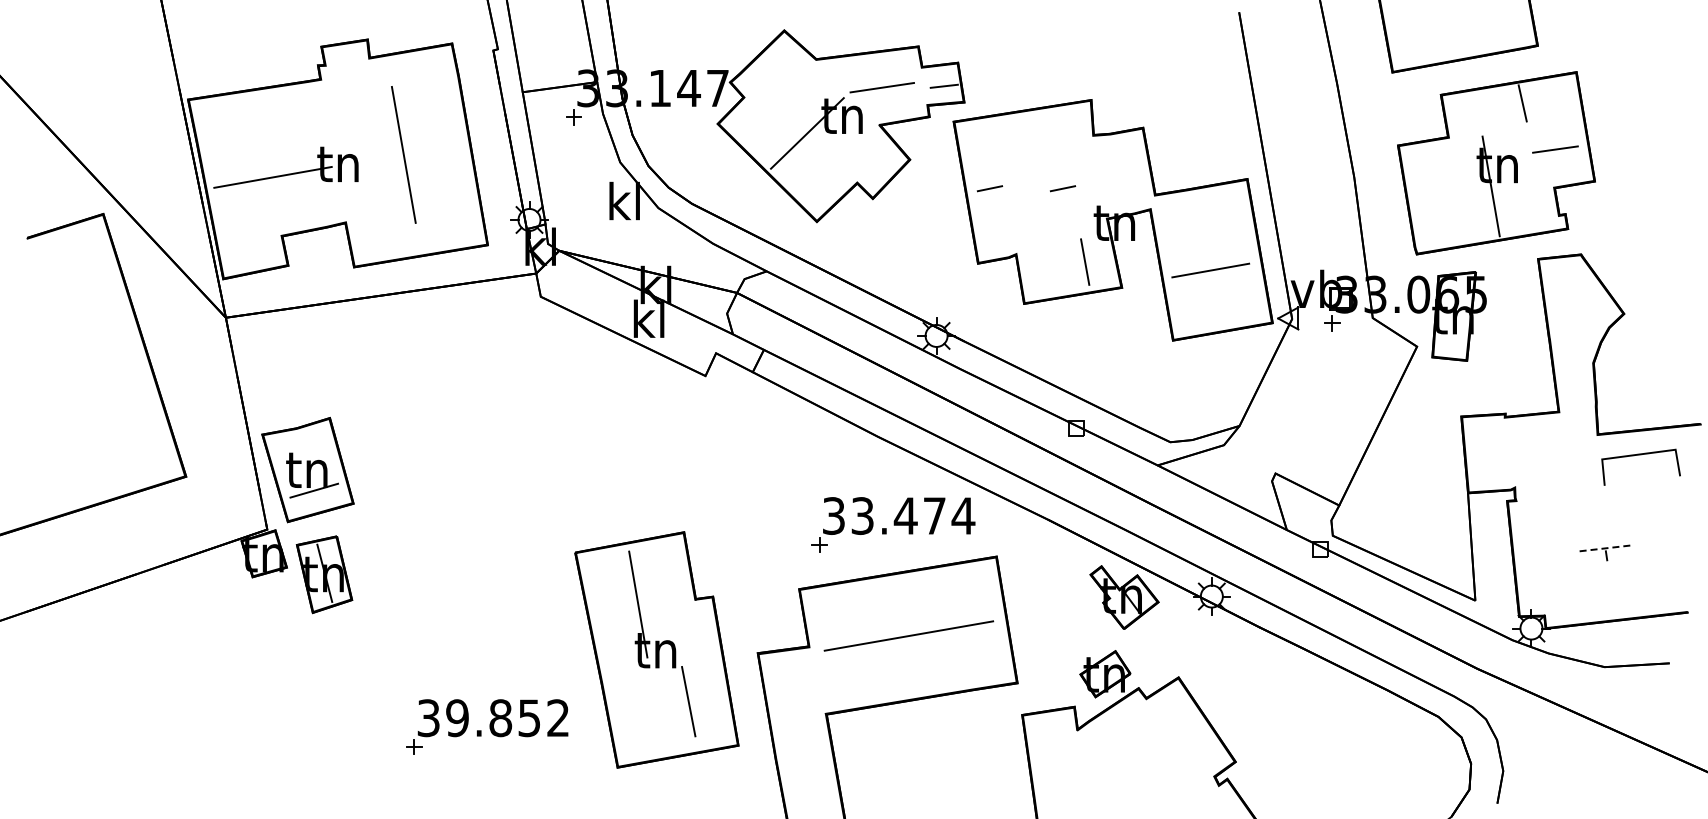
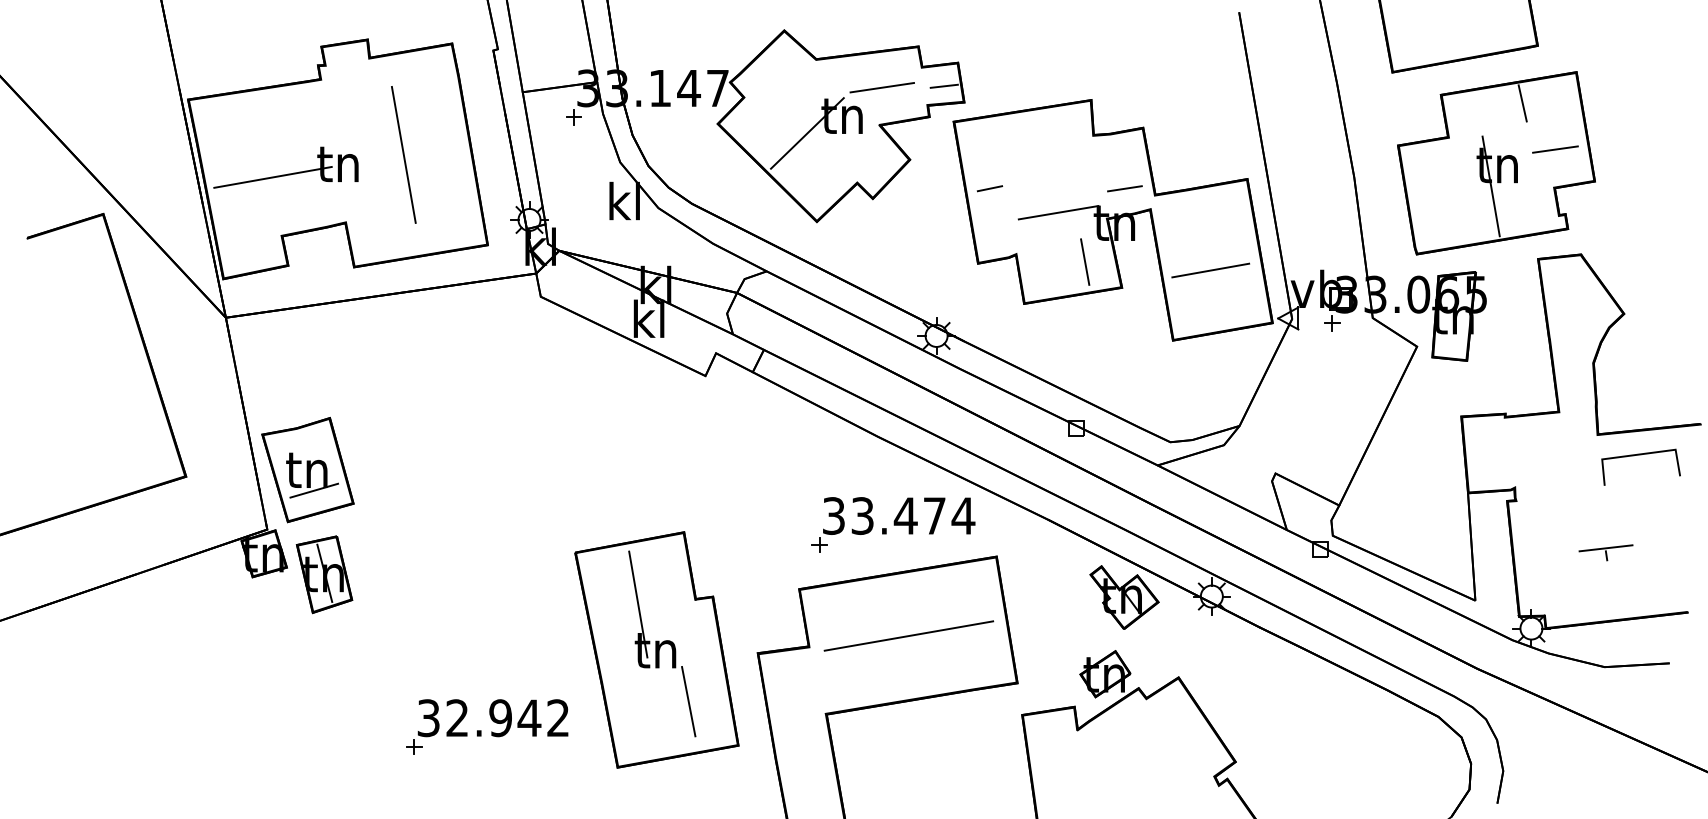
line: present -> none (1062, 188)
line: none -> present (1124, 188)
line: none -> present (1058, 212)
line: dashed -> solid (1606, 548)
text: 39.852 -> 32.942 (493, 718)
